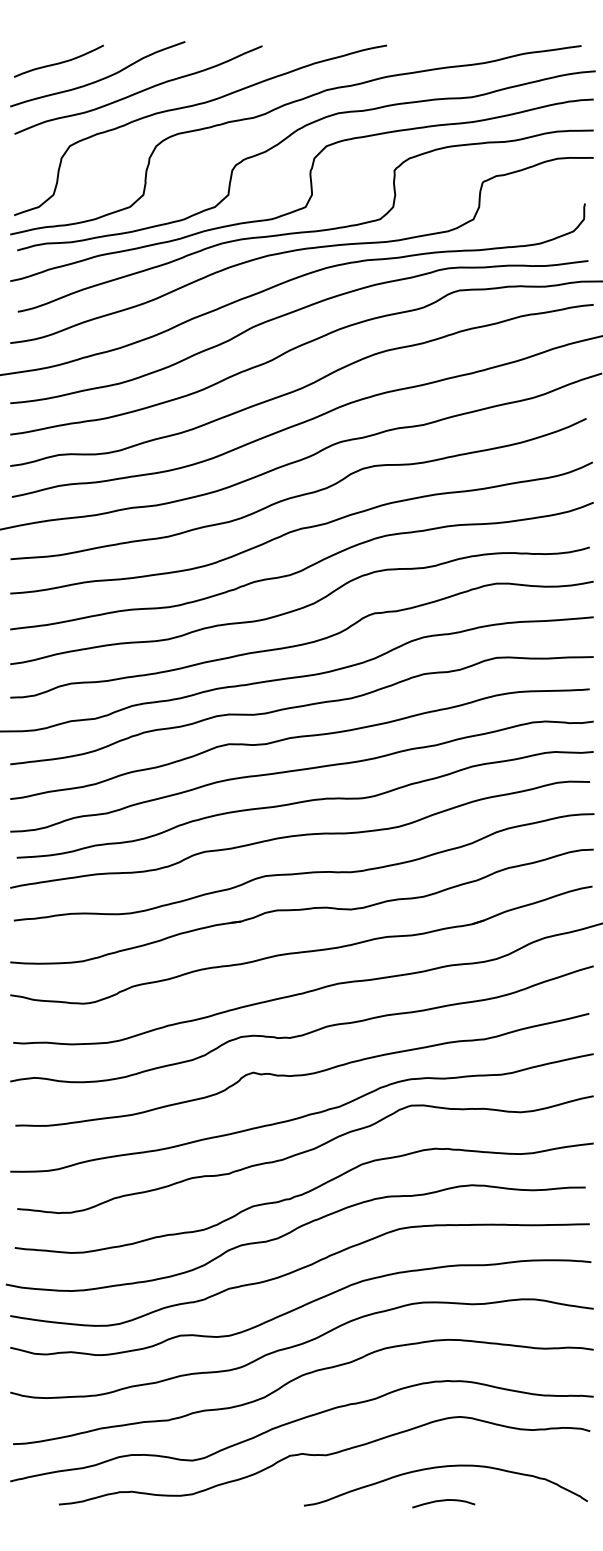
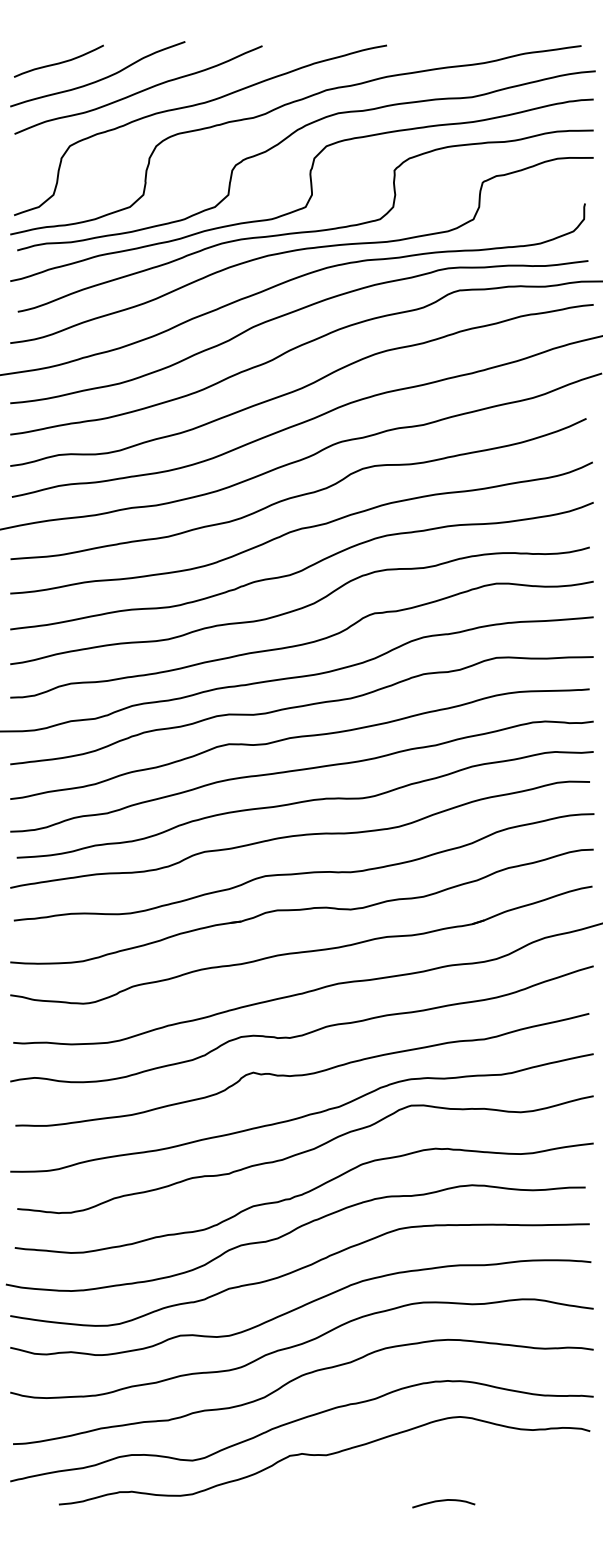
curve: present -> none (445, 1467)
